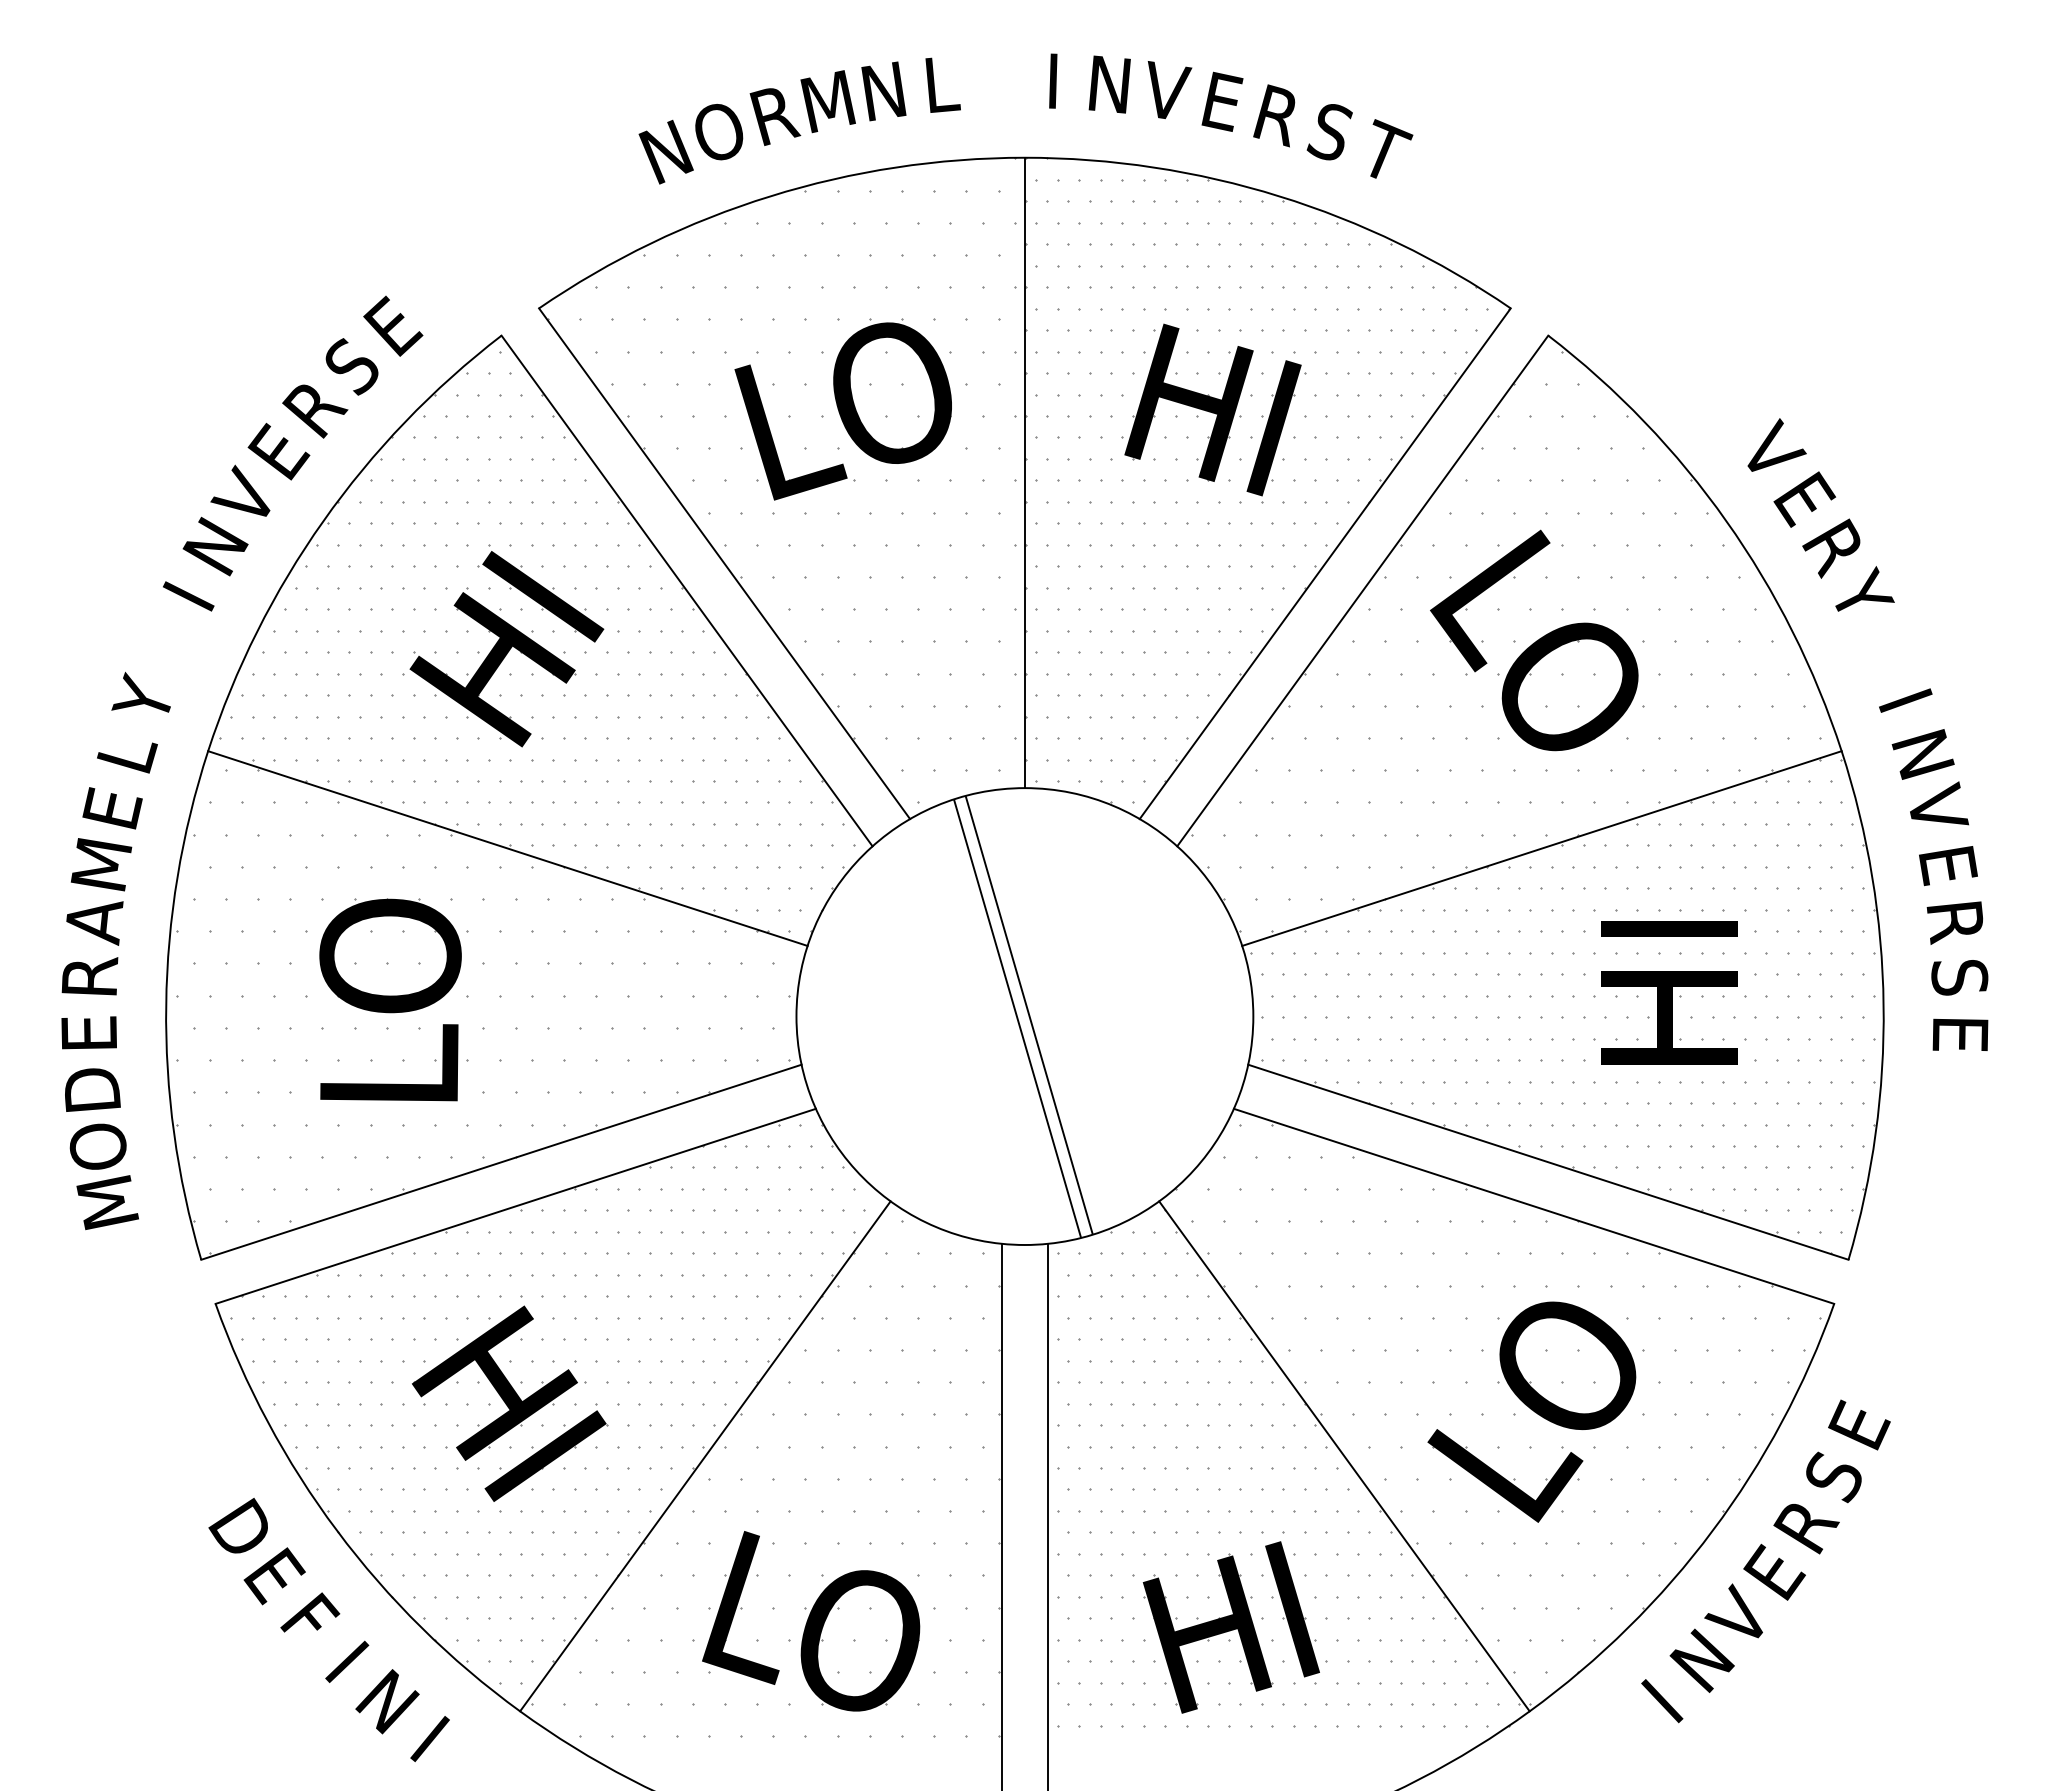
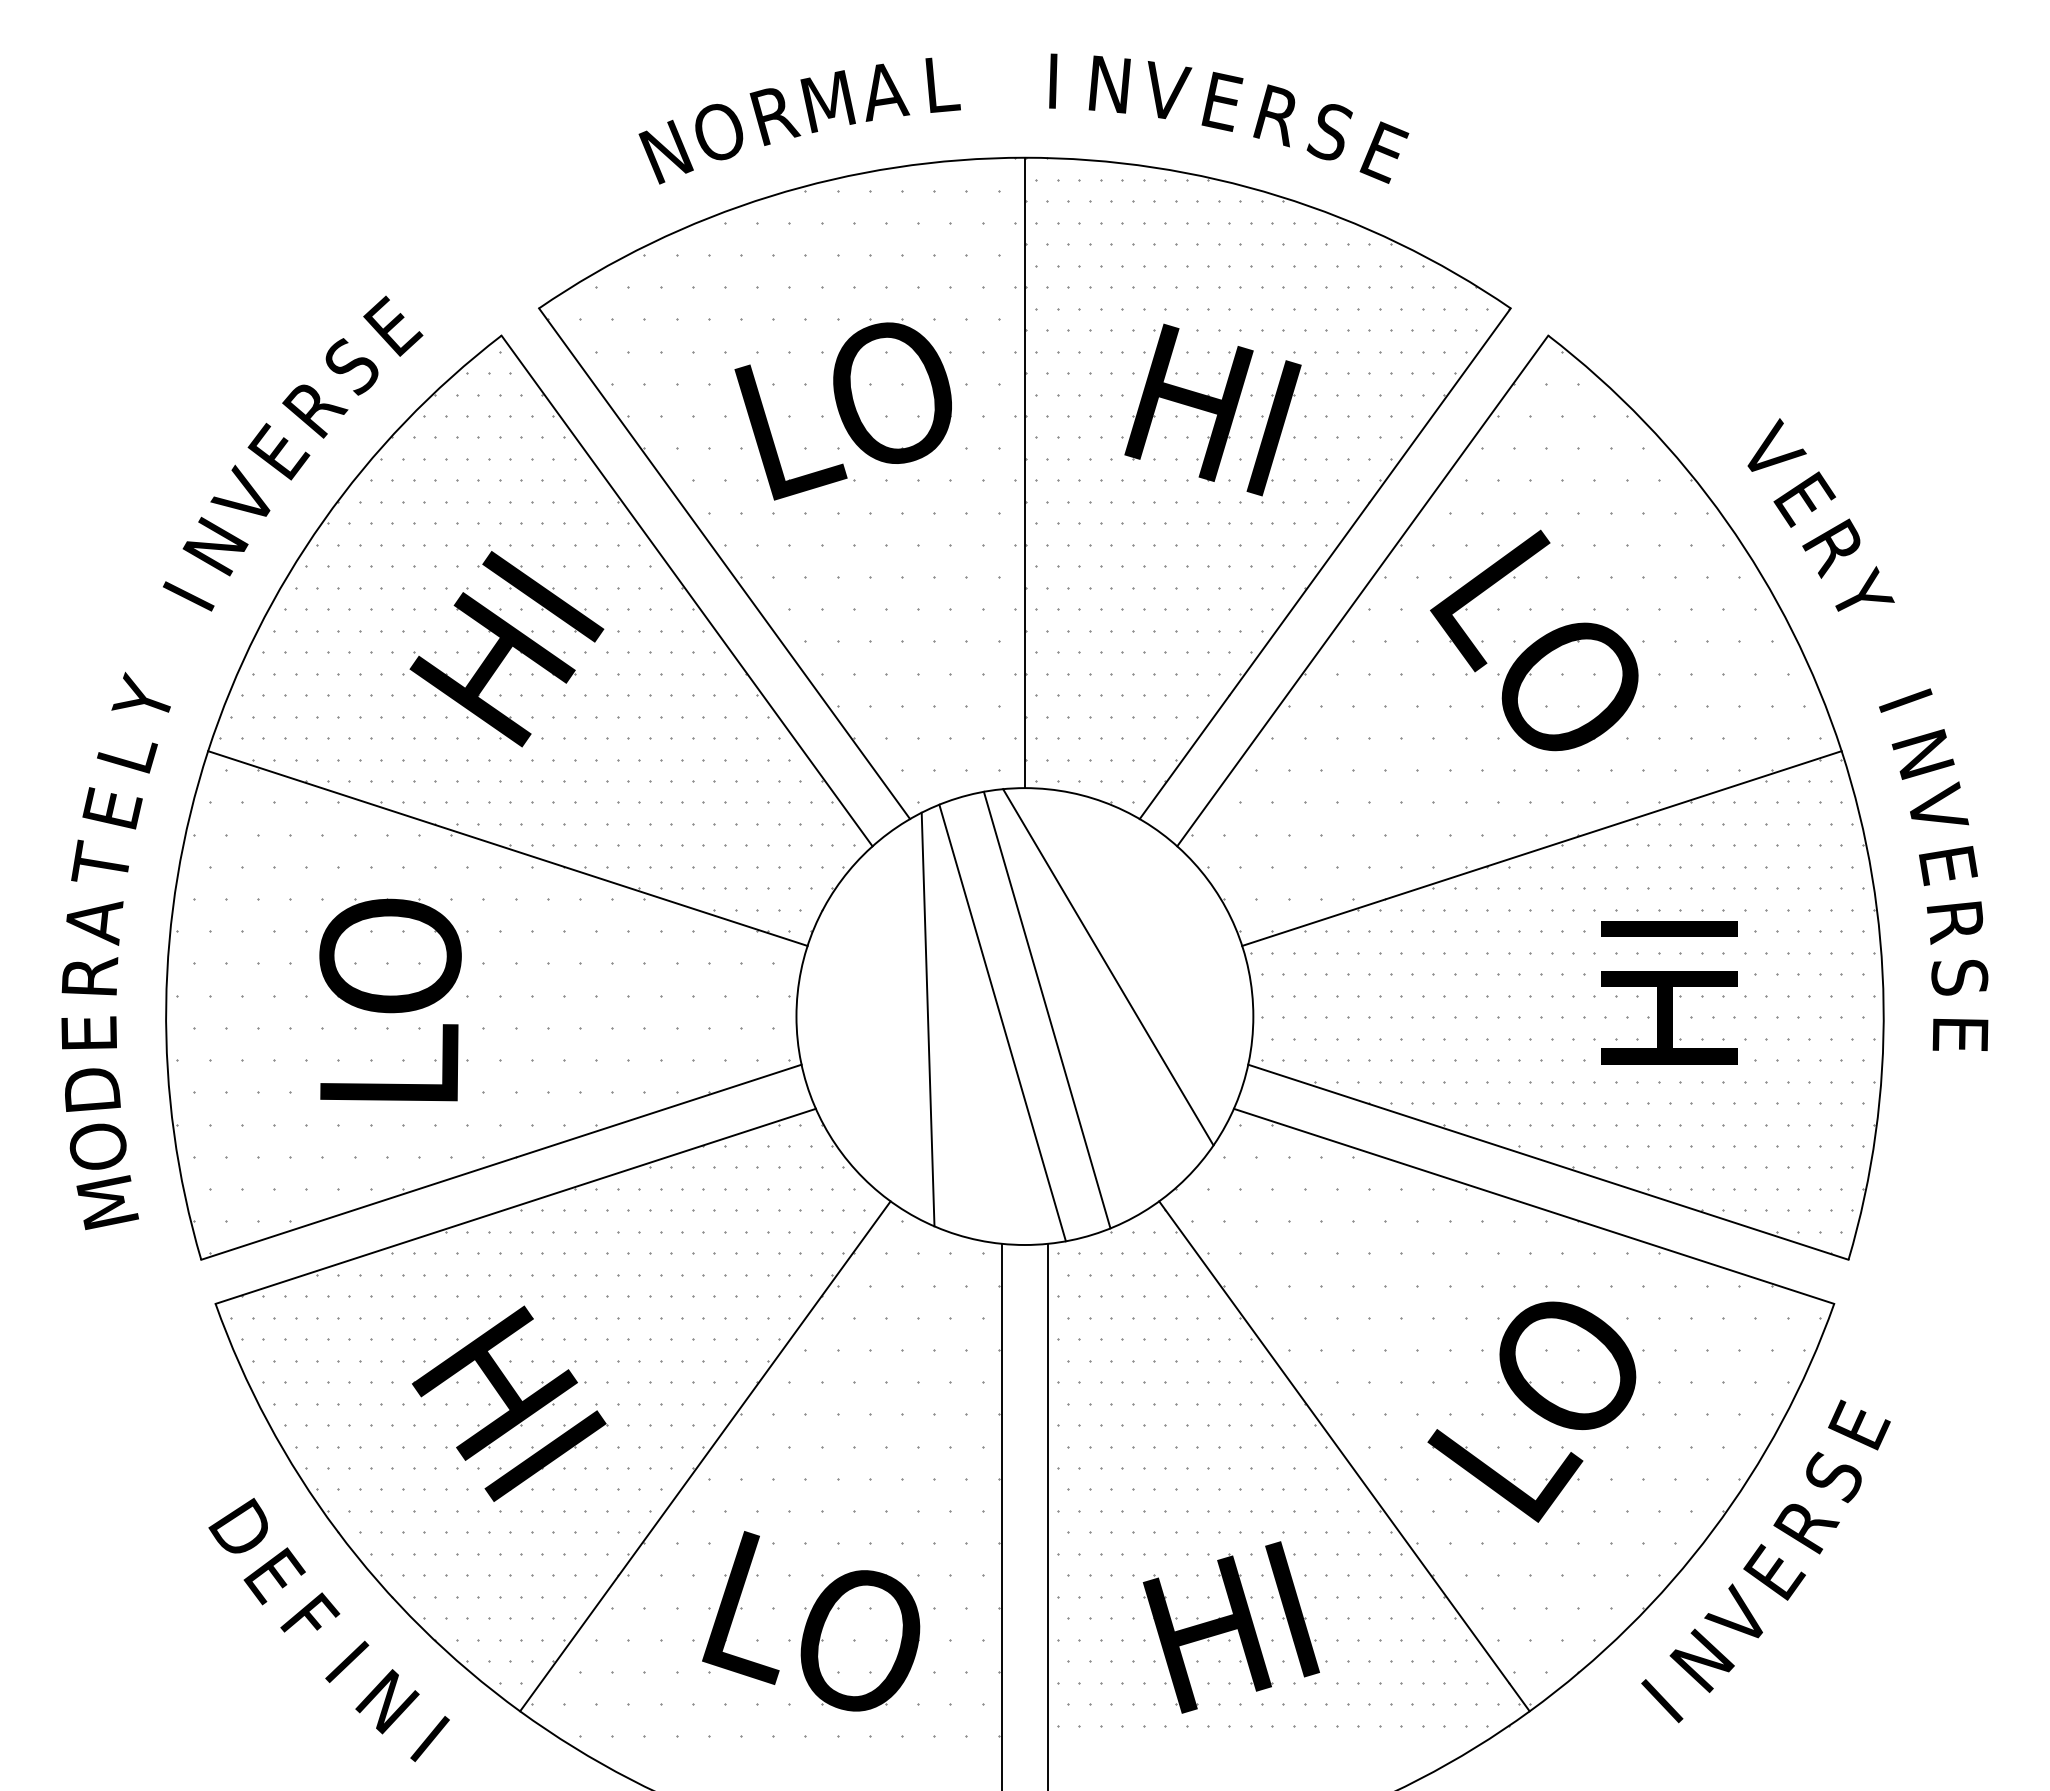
text: N -> A (885, 91)
text: T -> E (1386, 151)
text: M -> T (101, 864)
line: none -> present (1108, 967)
line position: (1028, 1014) -> (1046, 1009) (1046, 1009)
line position: (1017, 1018) -> (1002, 1022) (1002, 1022)
line: none -> present (927, 1019)
